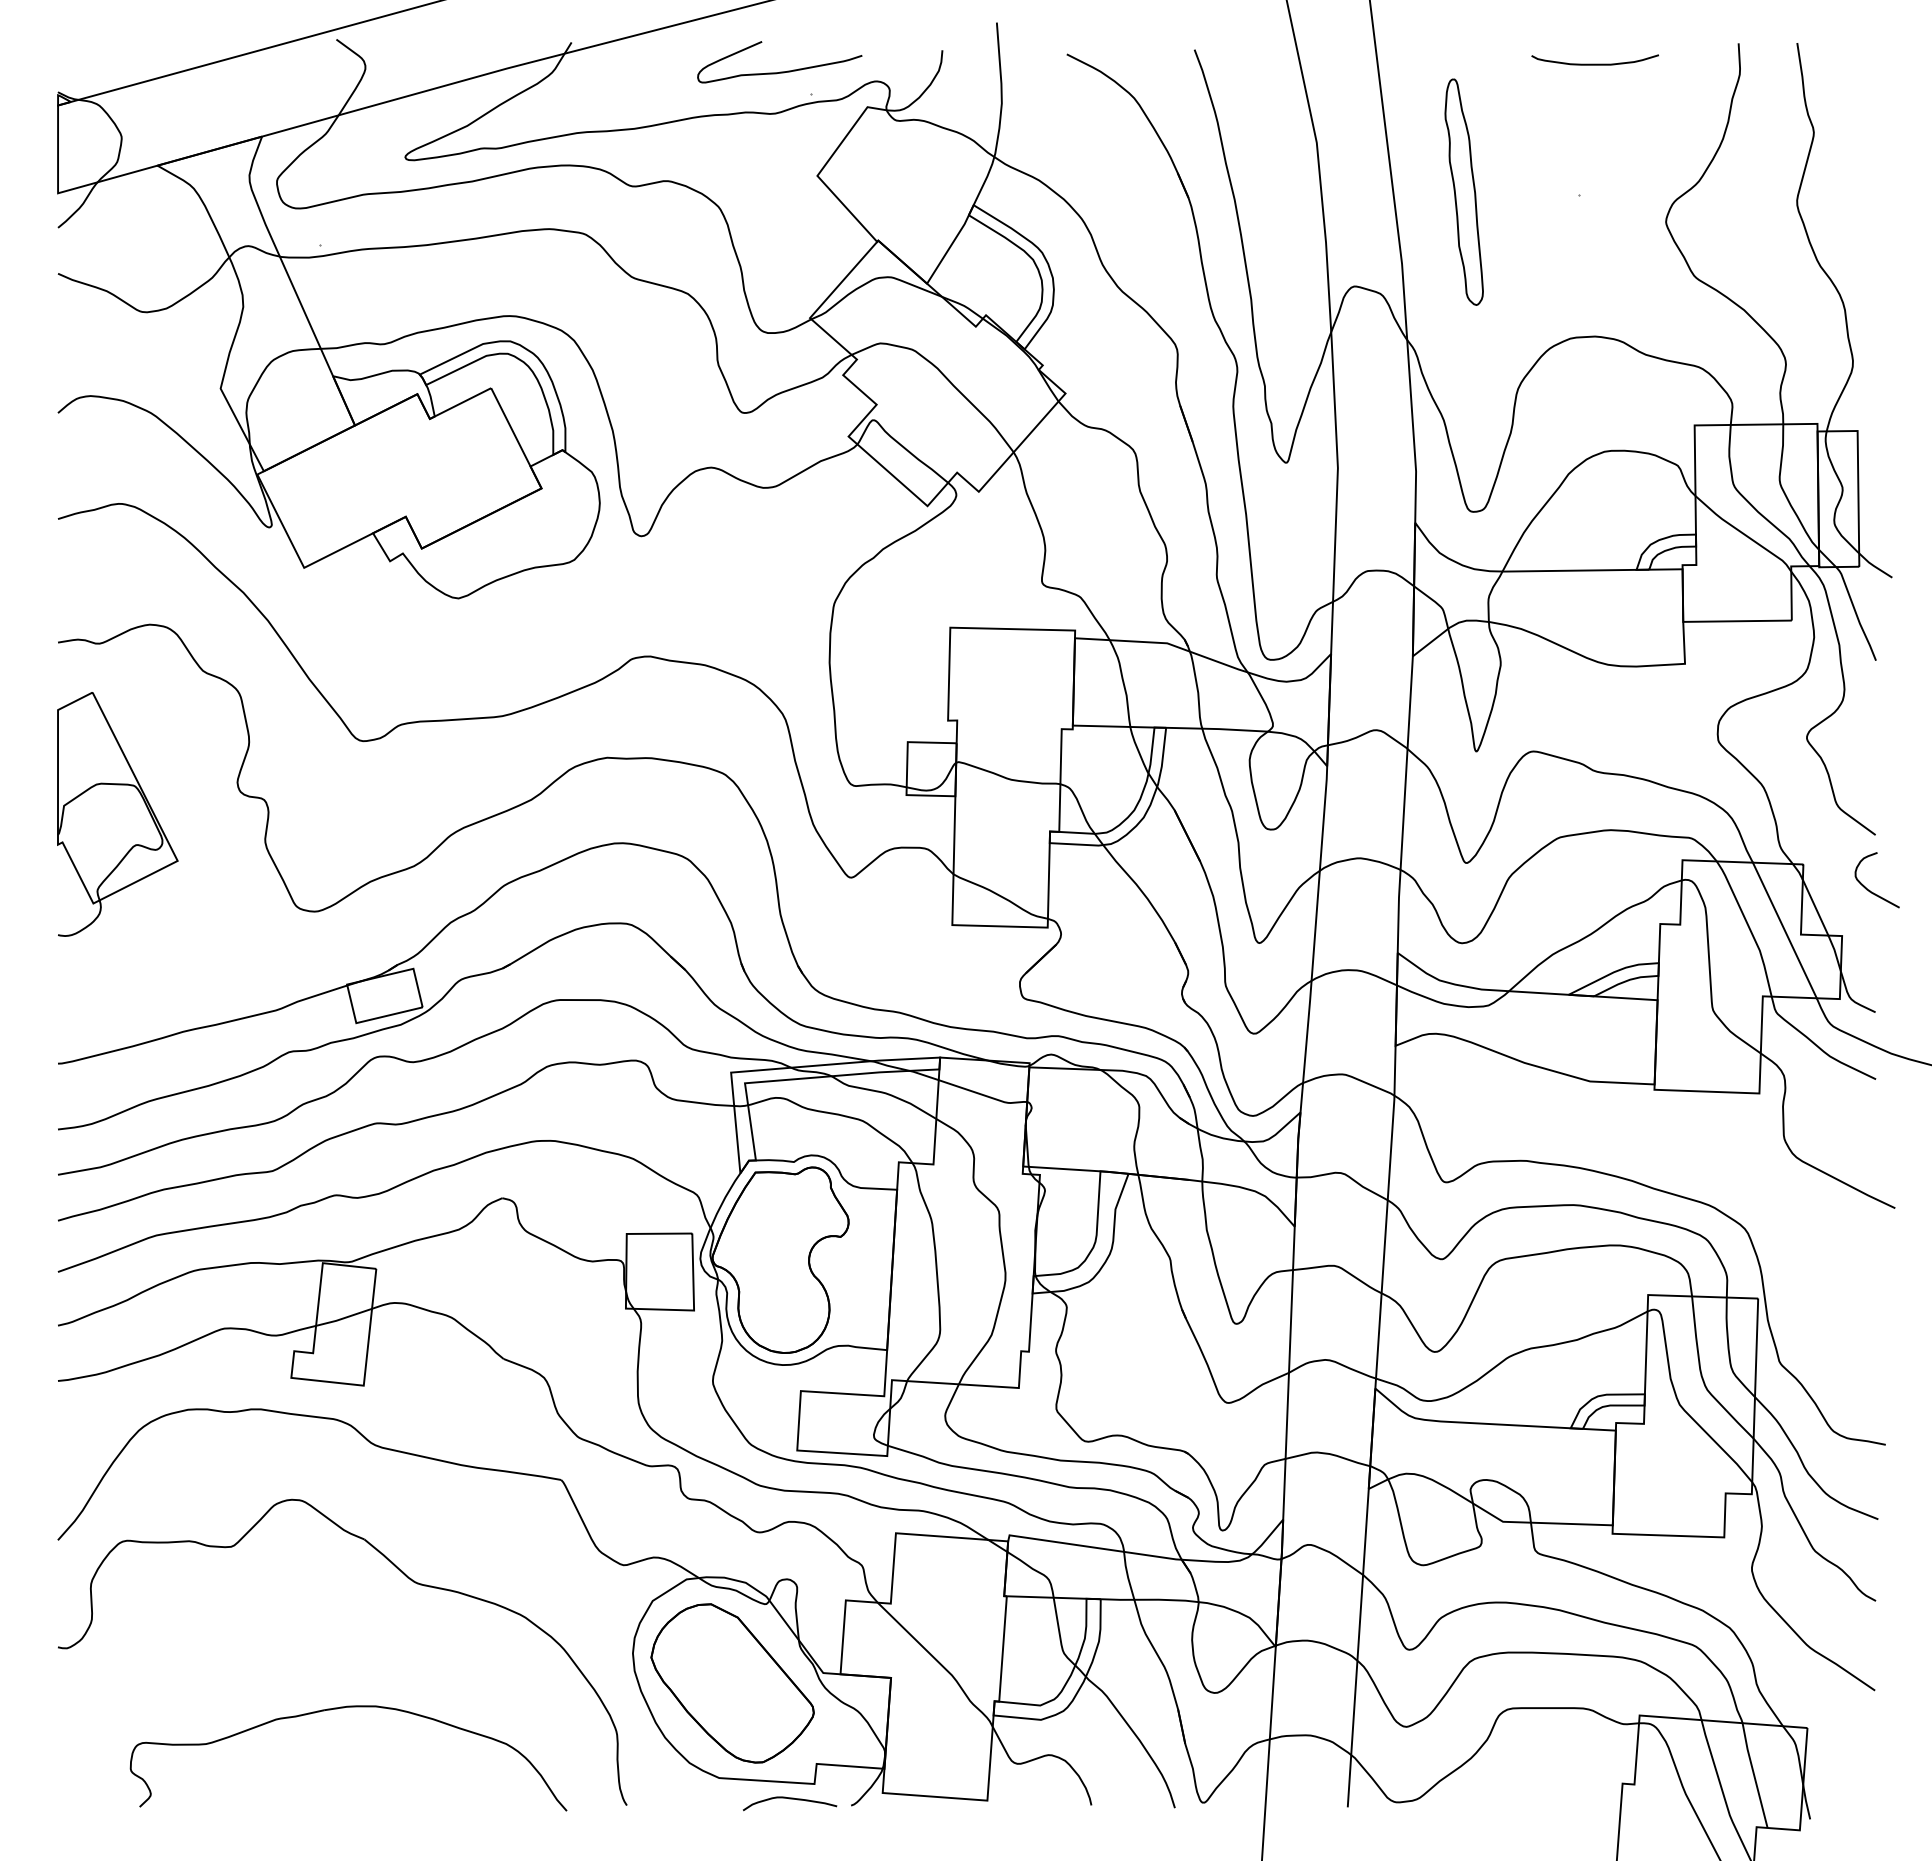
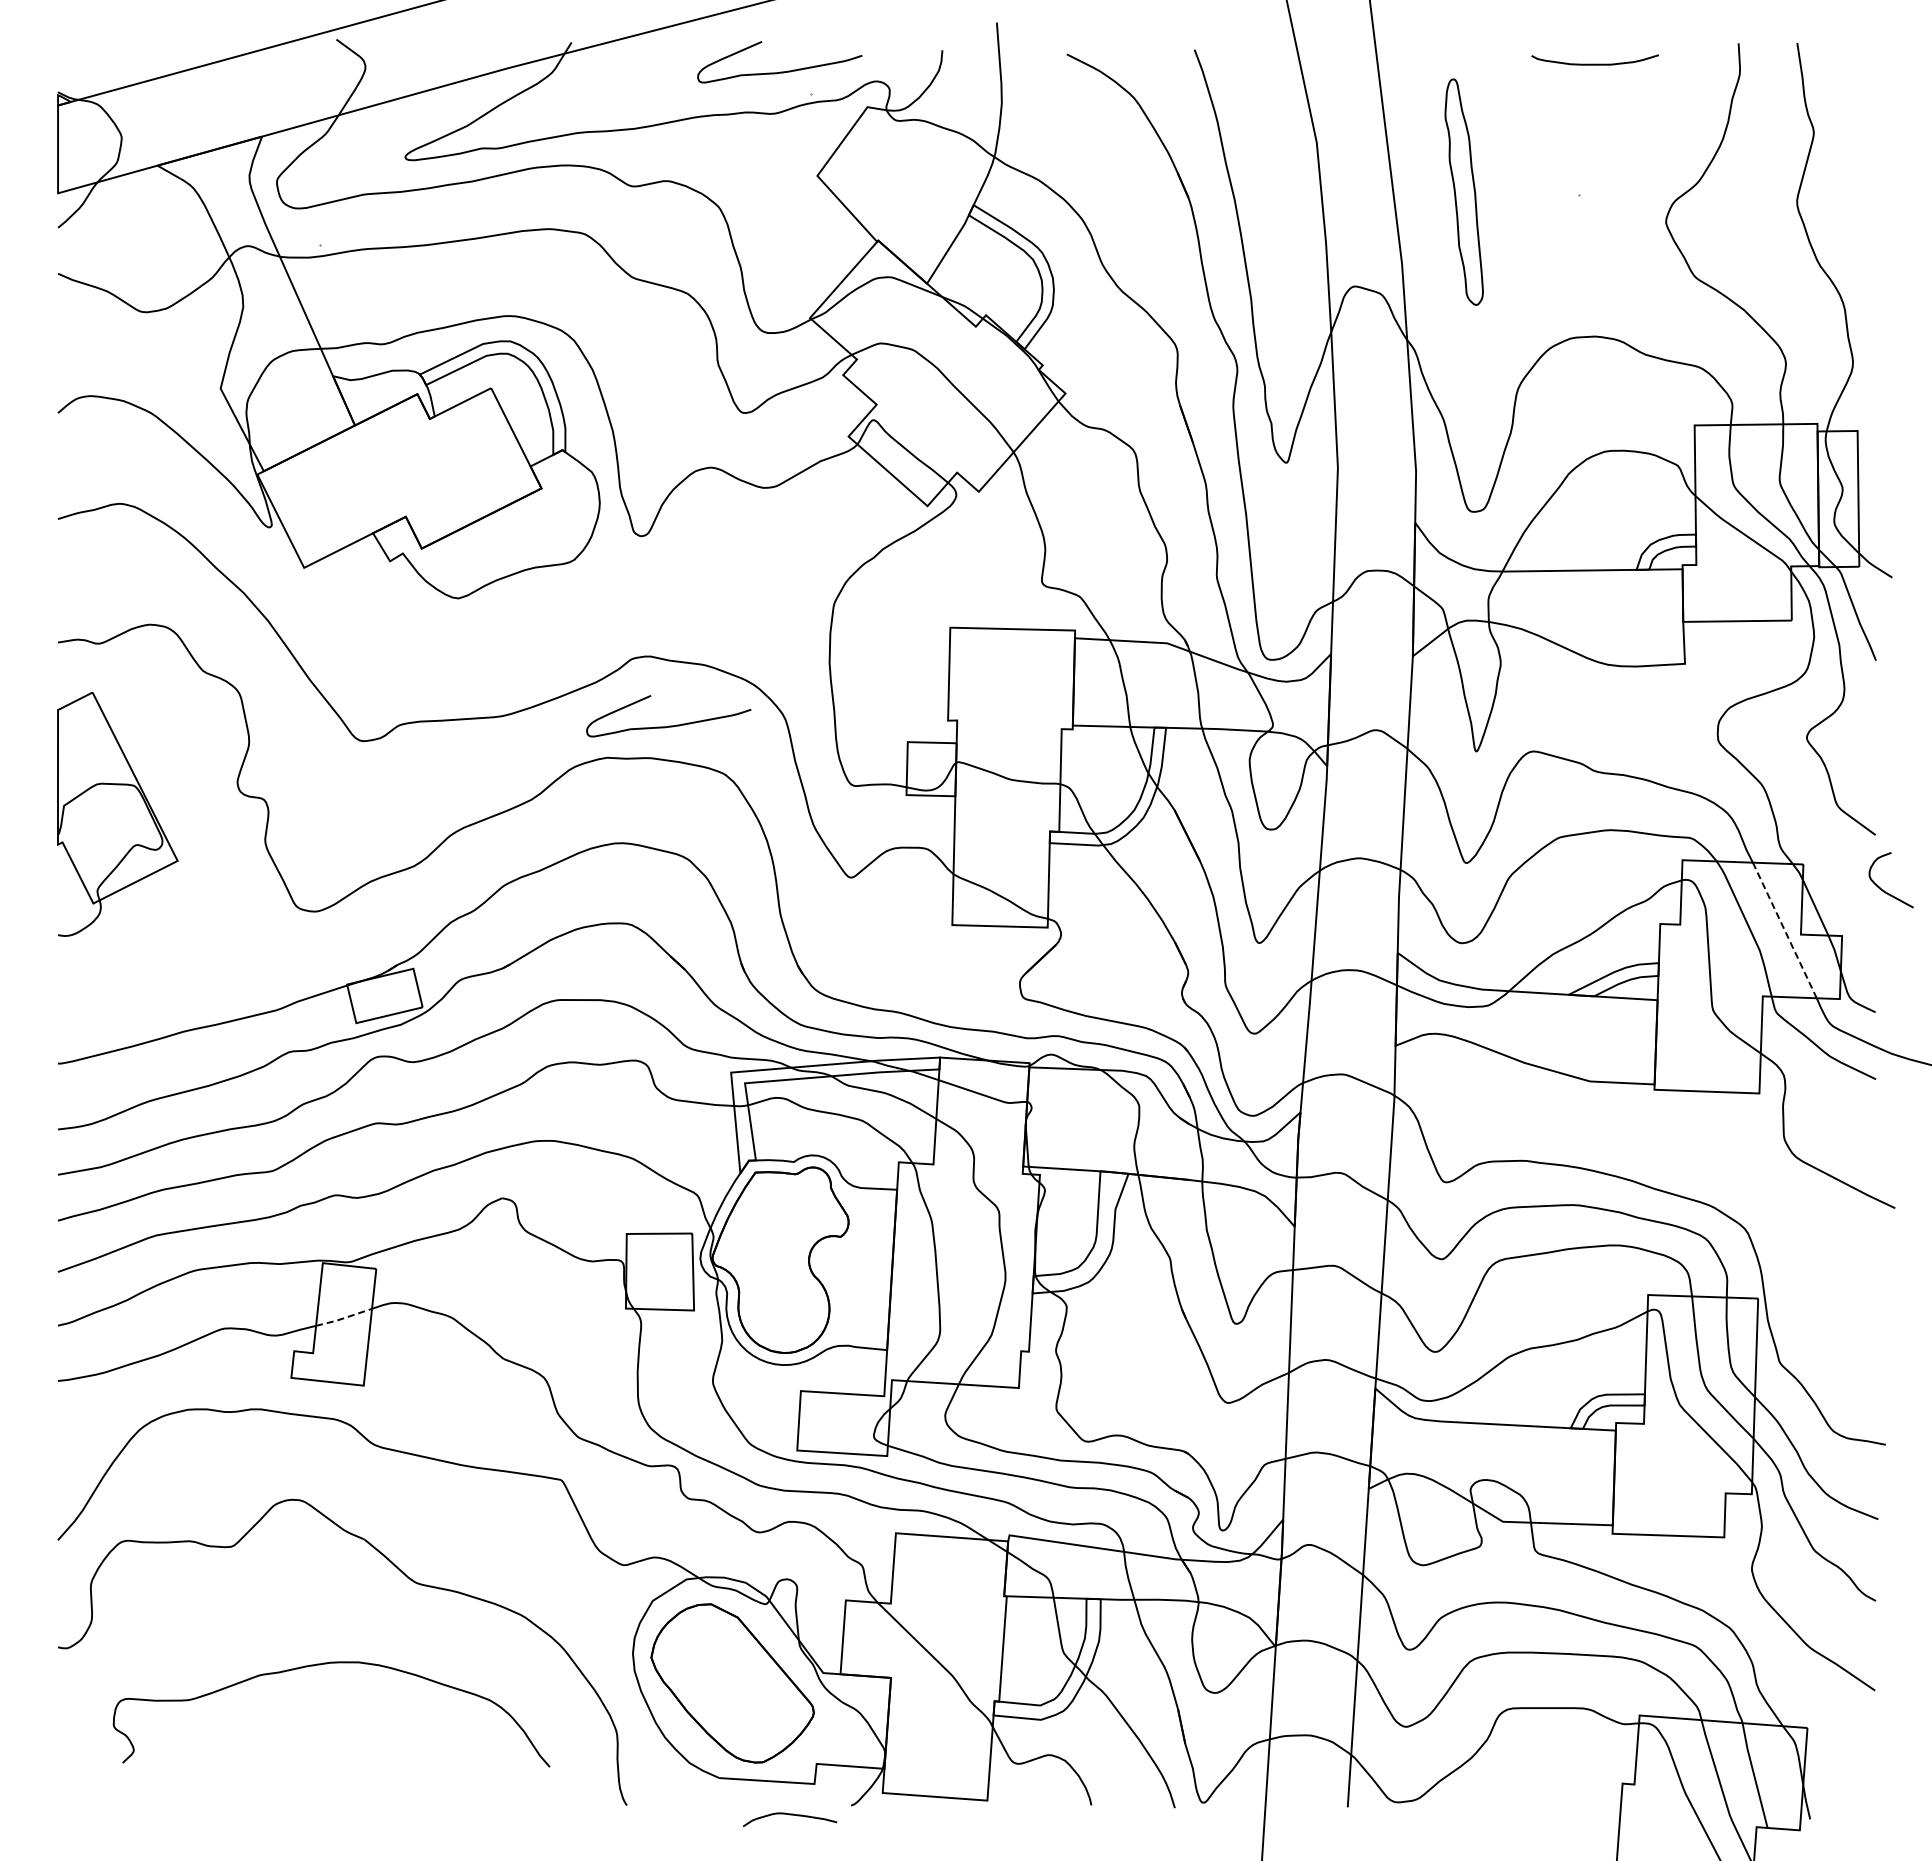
curve: none -> present (668, 725)
curve position: (1869, 889) -> (1883, 889) (1883, 889)
line: solid -> dashed (1784, 930)
line: solid -> dashed (343, 1318)
part position: (344, 1708) -> (327, 1664) (327, 1664)
curve position: (790, 1799) -> (790, 1815) (790, 1815)
